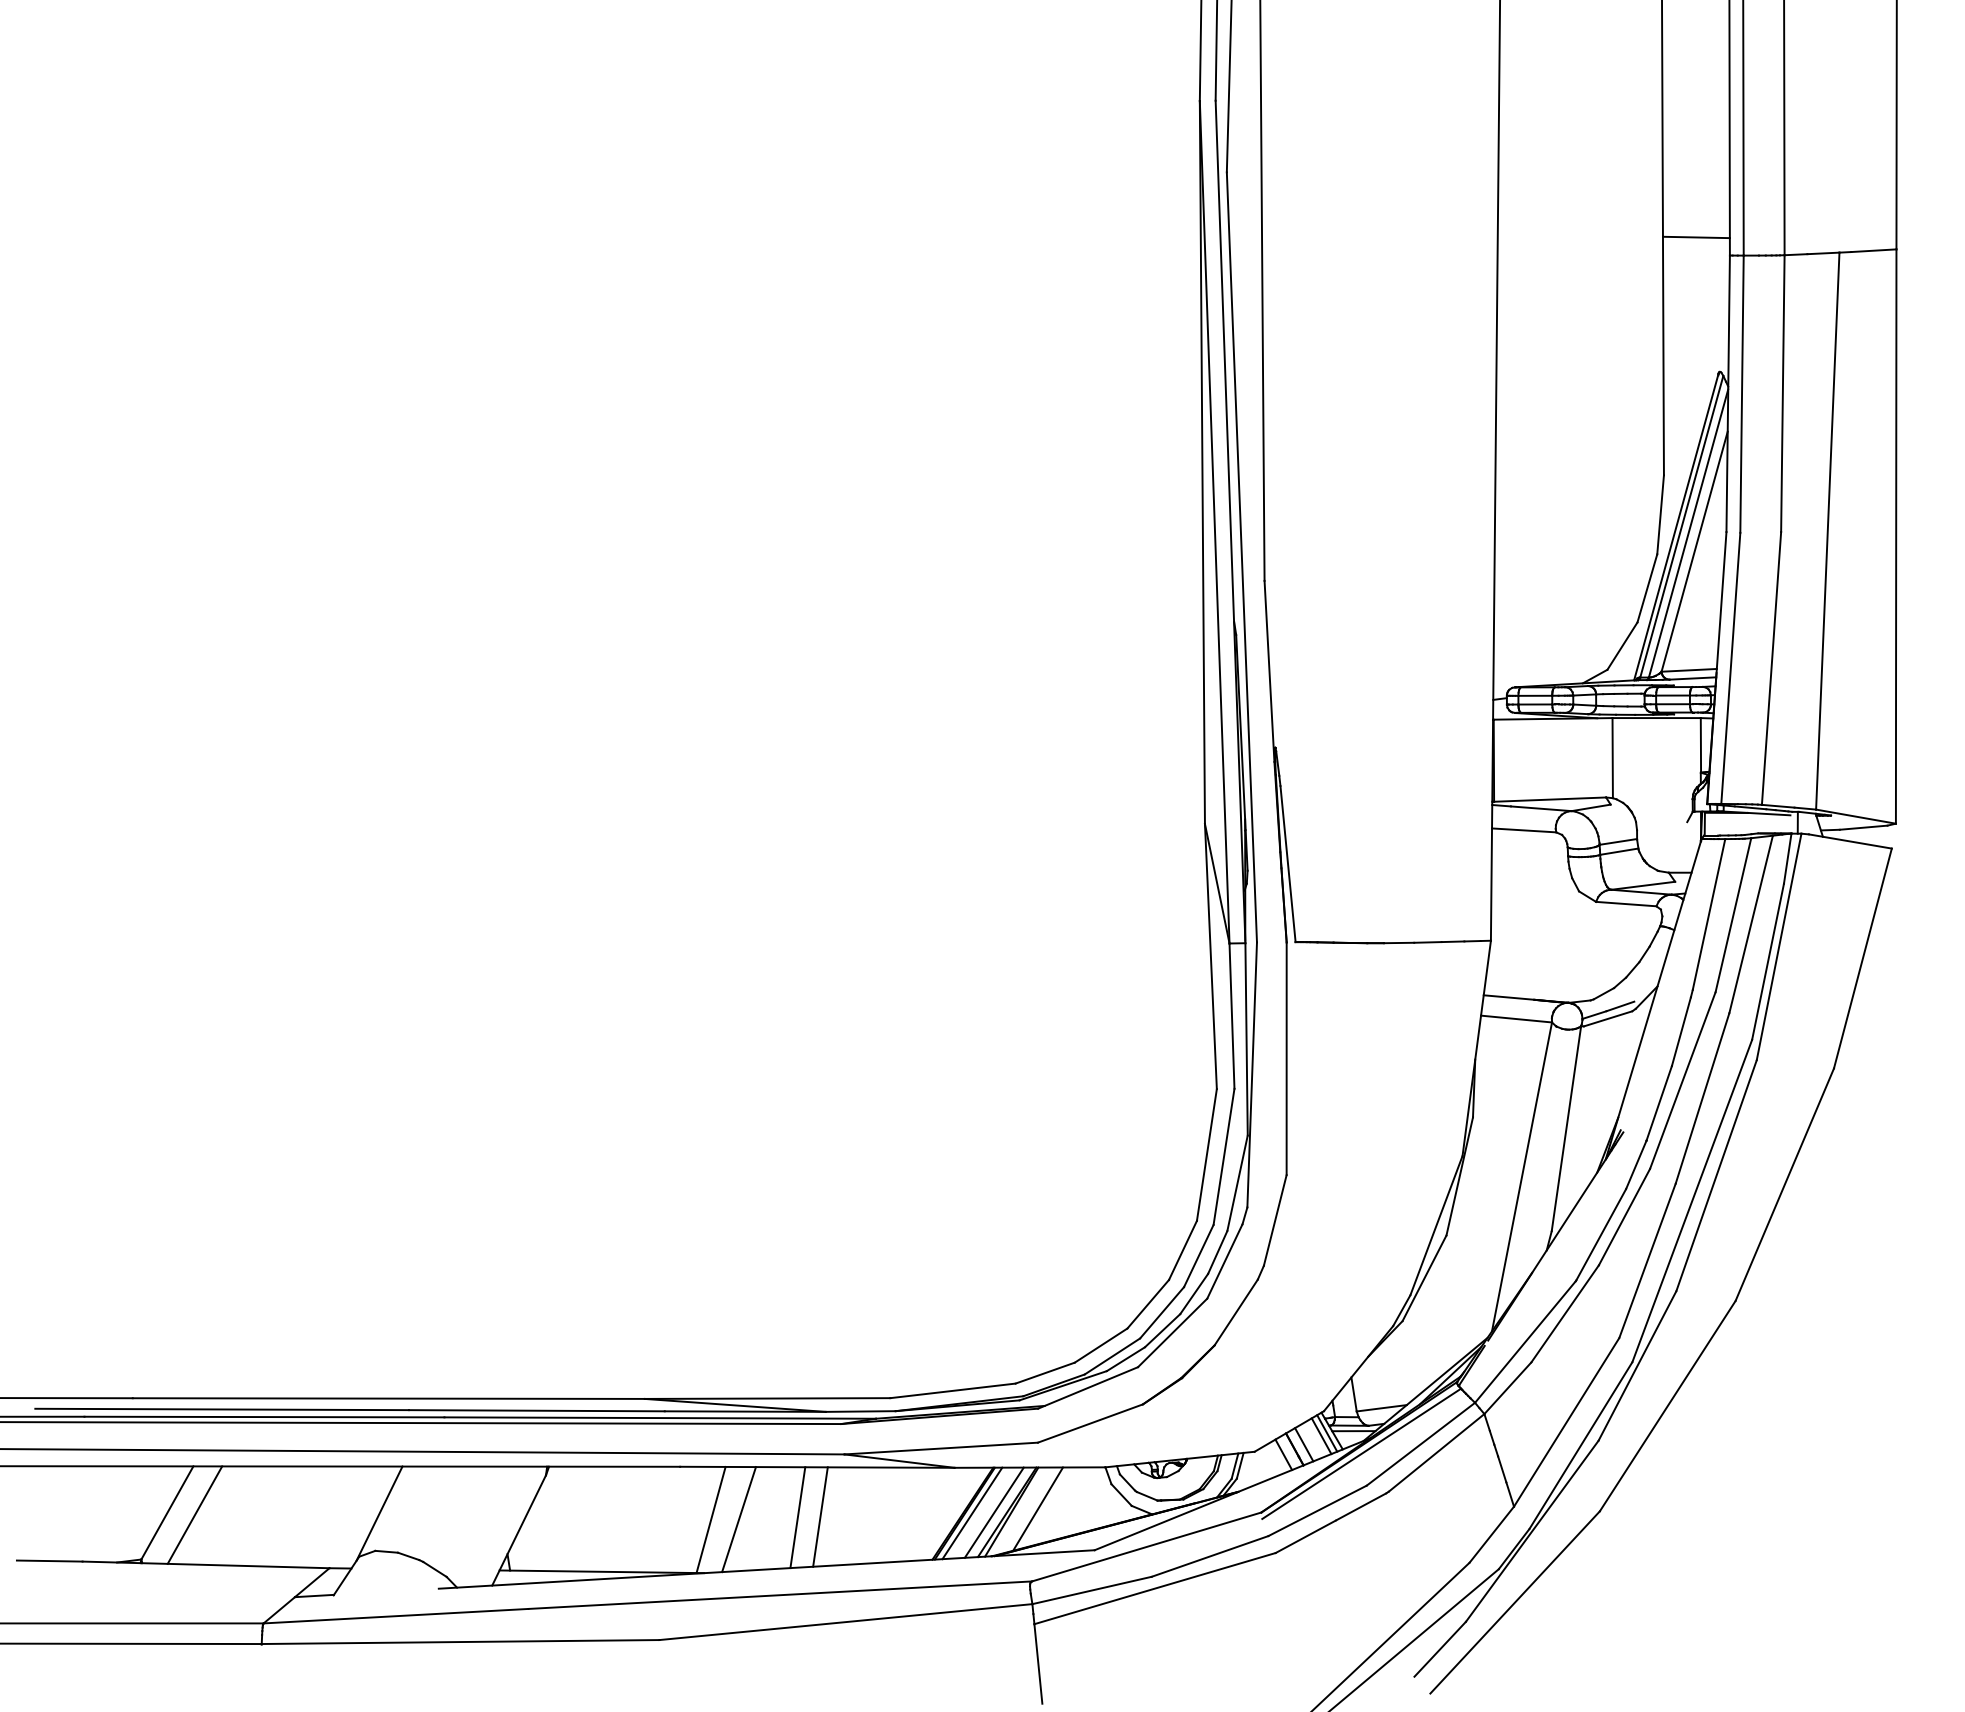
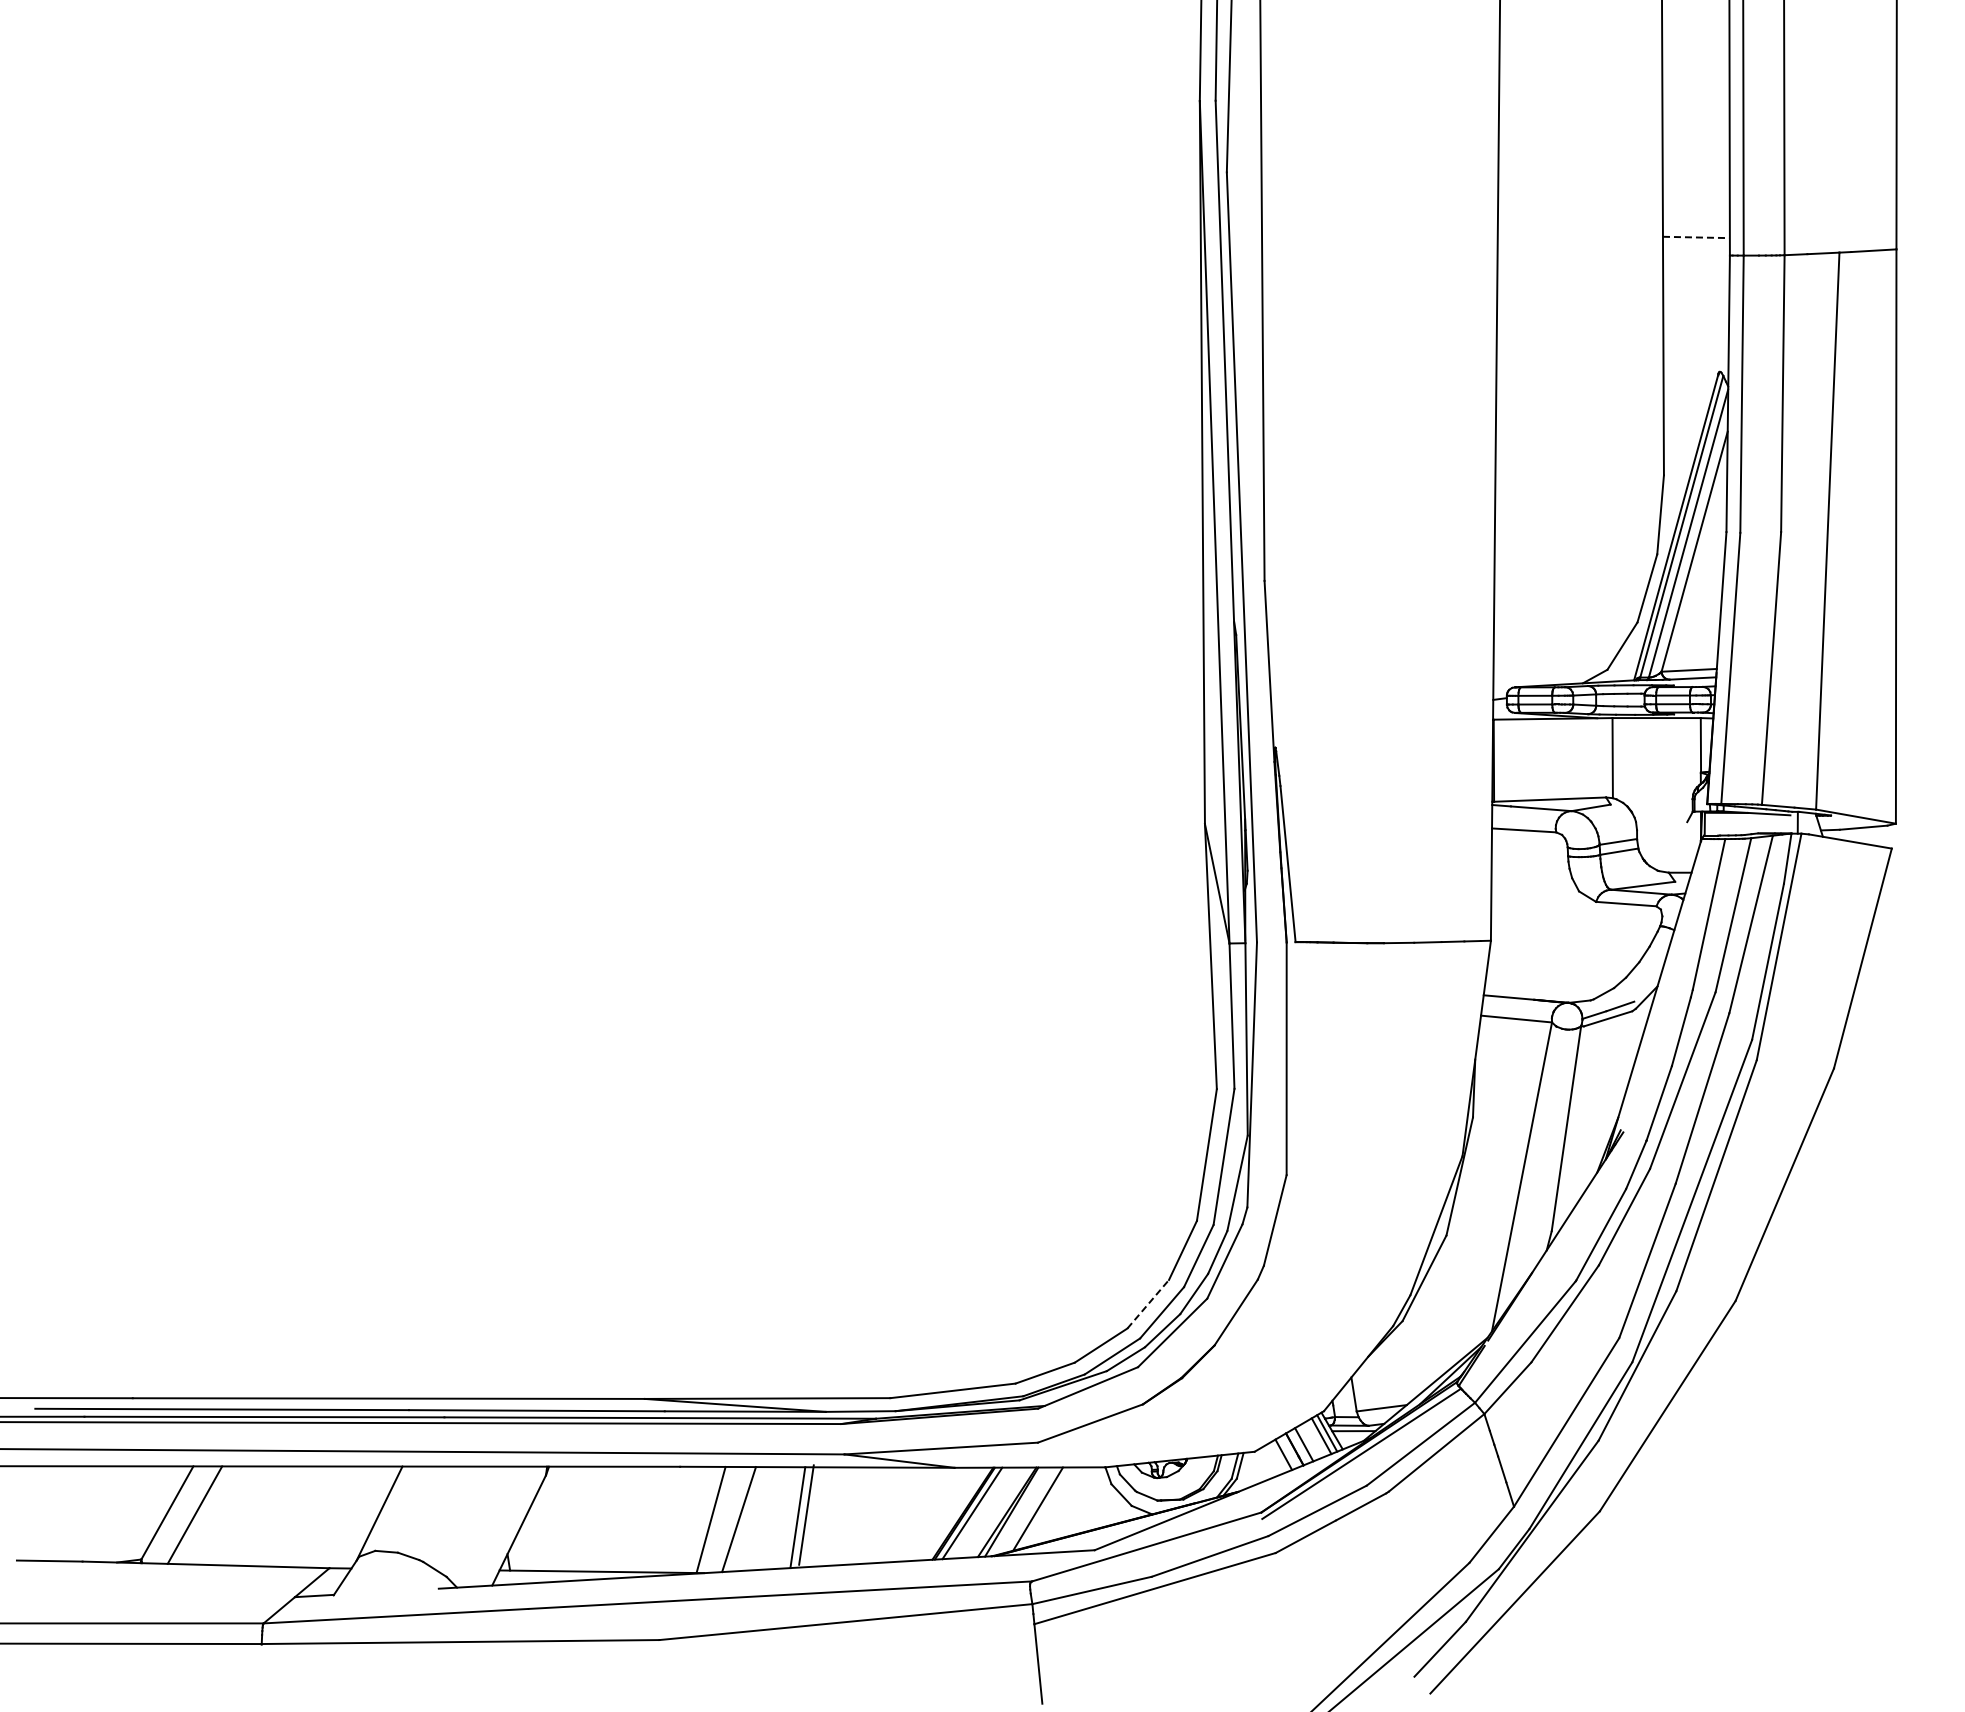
line: solid -> dashed (1696, 237)
line: solid -> dashed (1148, 1304)
line: present -> none (993, 1512)
line position: (820, 1516) -> (806, 1514) (806, 1514)
